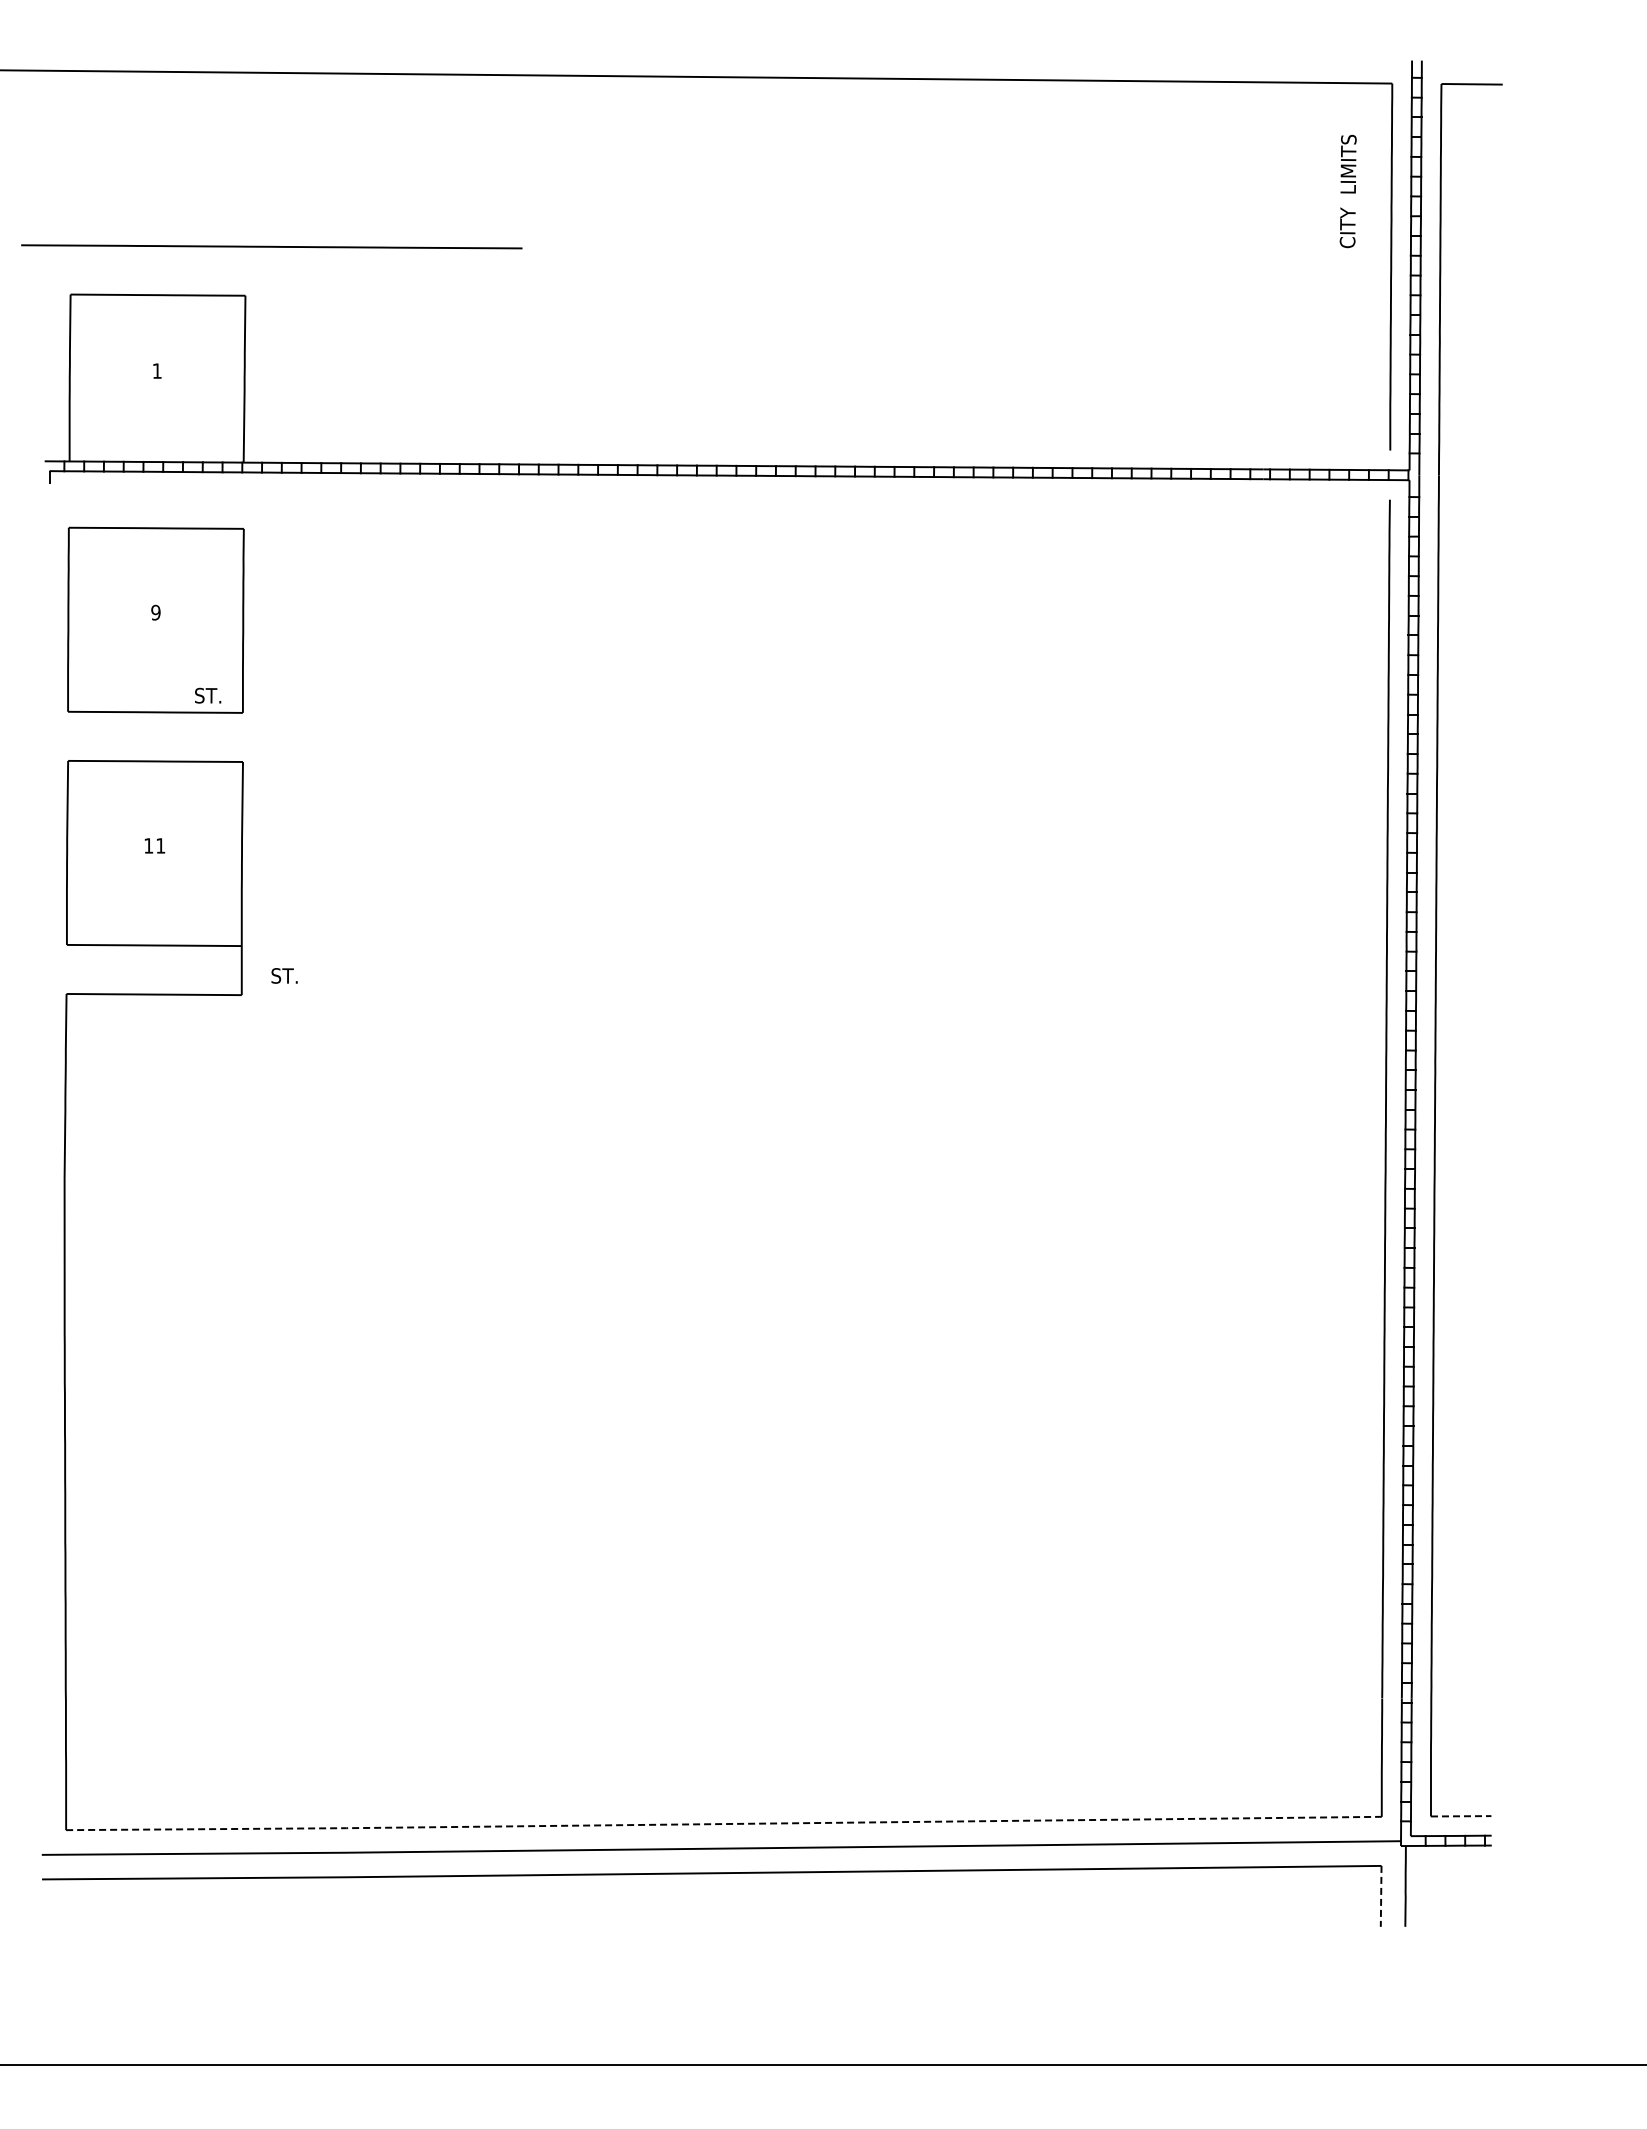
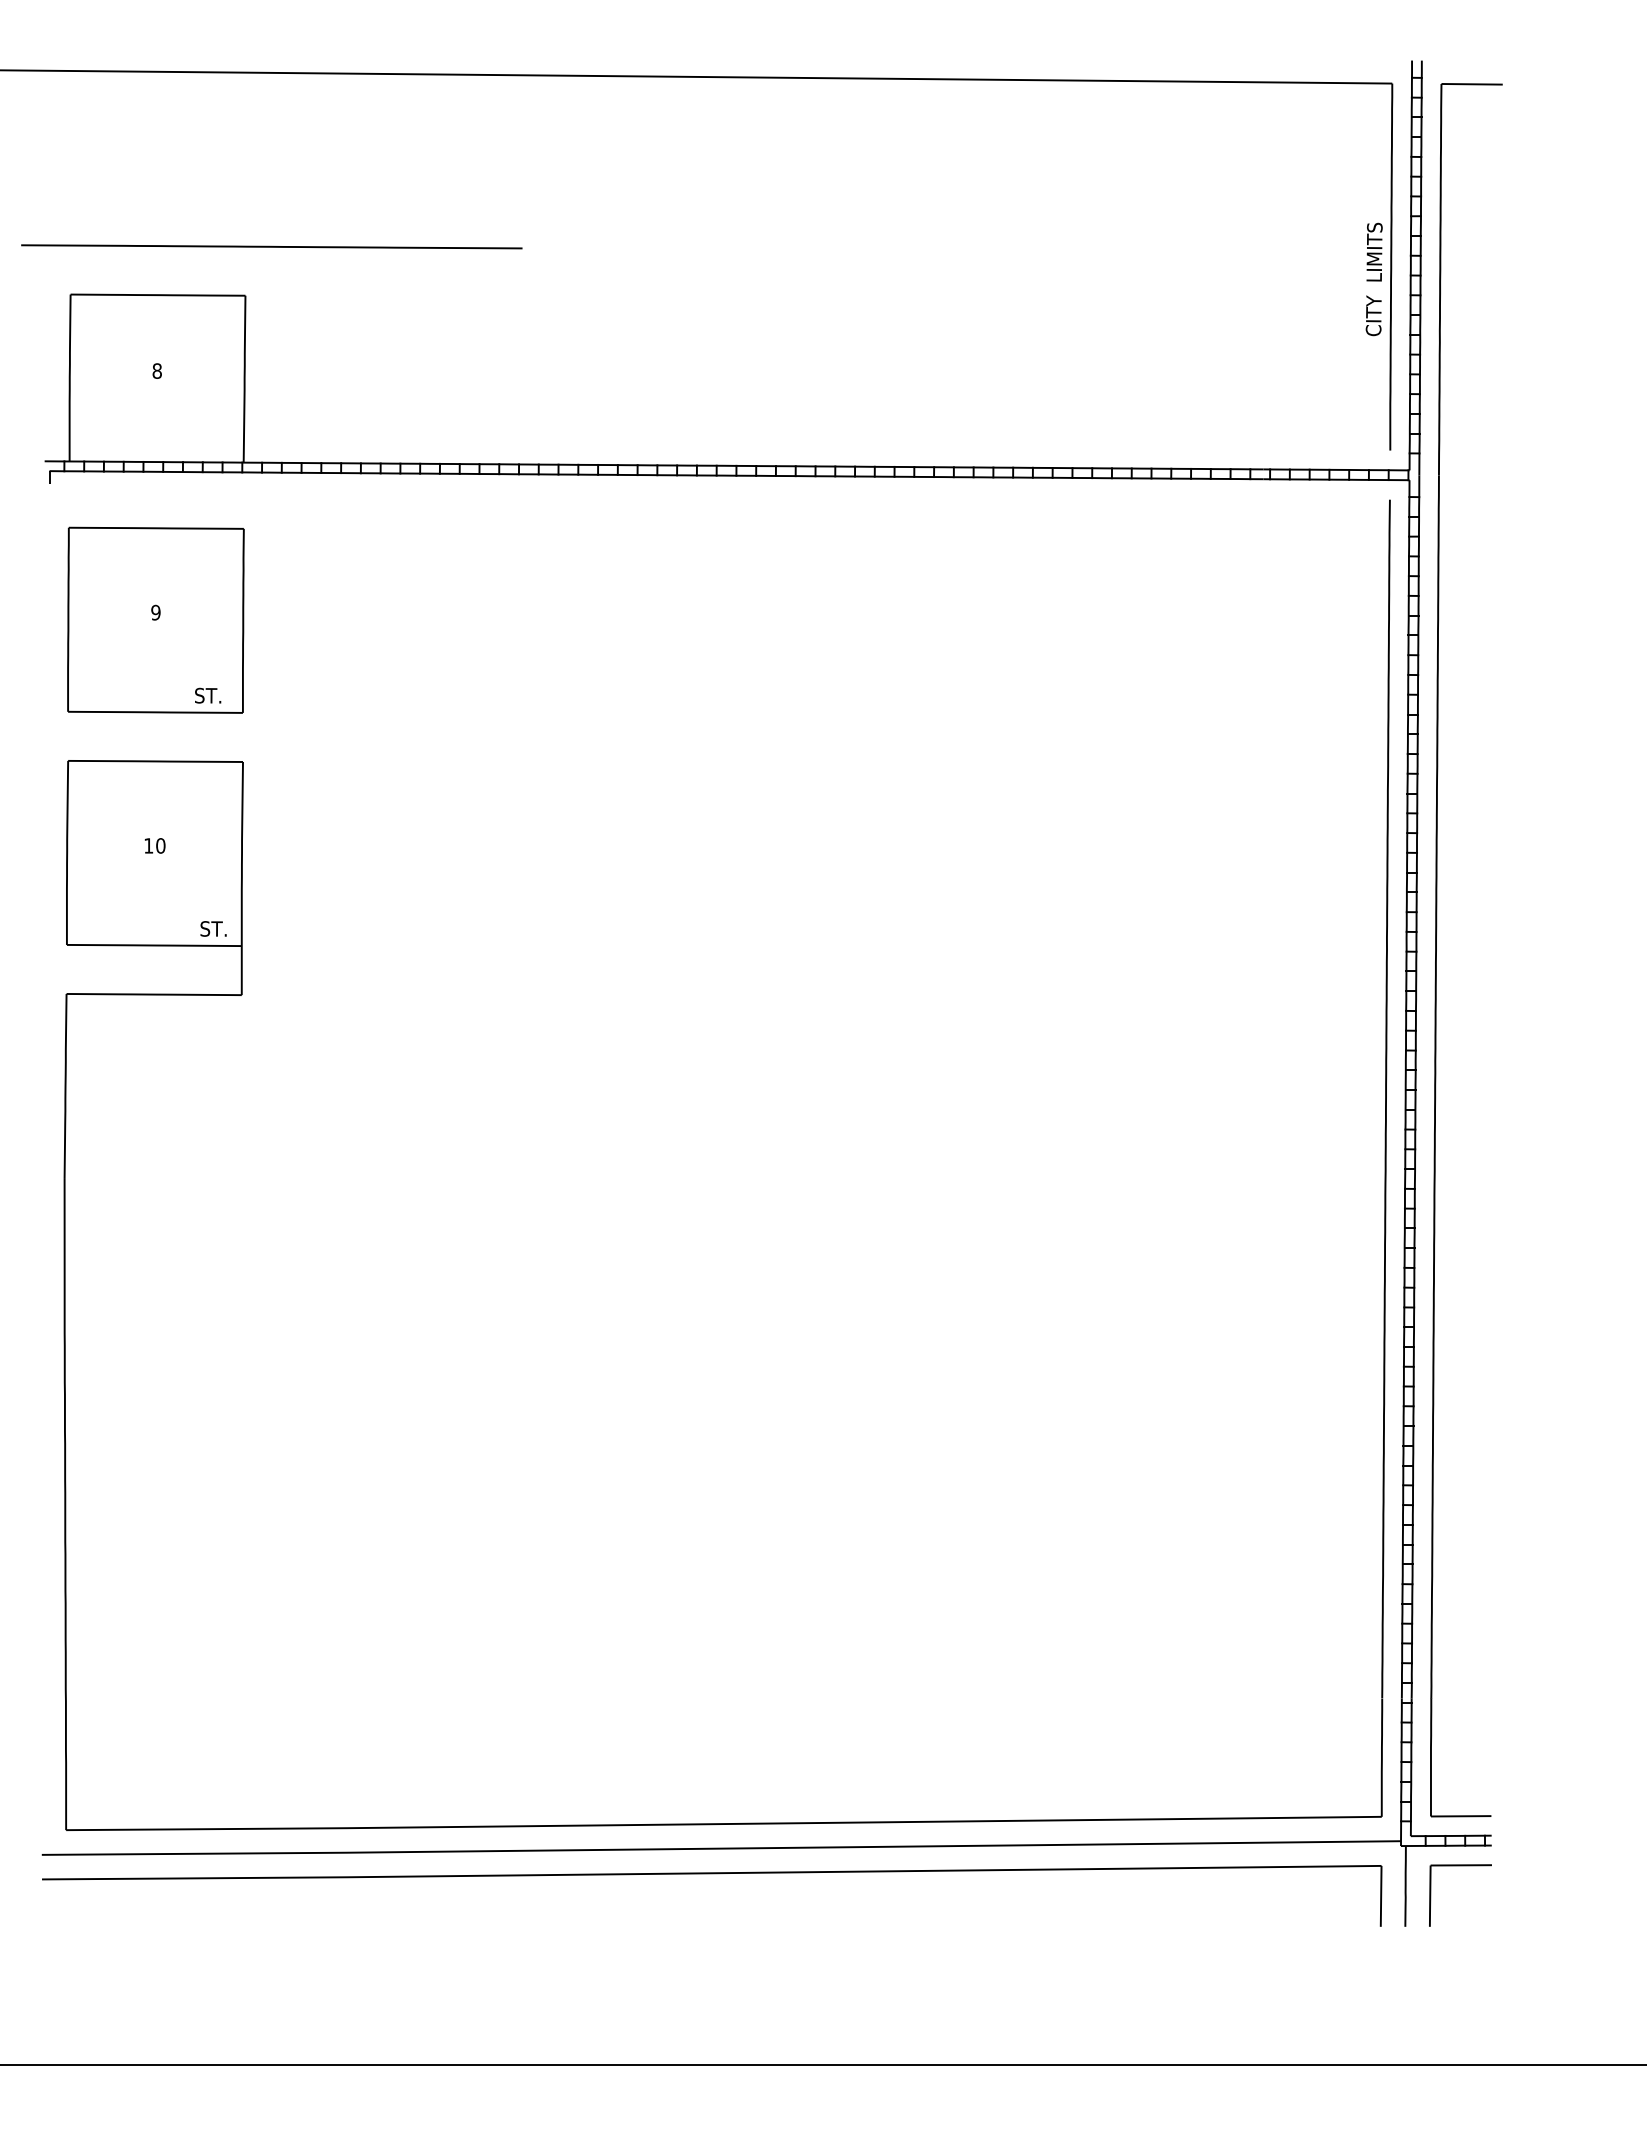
text position: (1347, 191) -> (1373, 279) (1373, 279)
text: 1 -> 8 (156, 370)
text: 11 -> 10 (160, 845)
text position: (284, 975) -> (213, 928) (213, 928)
line: dashed -> solid (1461, 1816)
line: dashed -> solid (723, 1824)
part: none -> present (1460, 1866)
line: dashed -> solid (1381, 1896)
